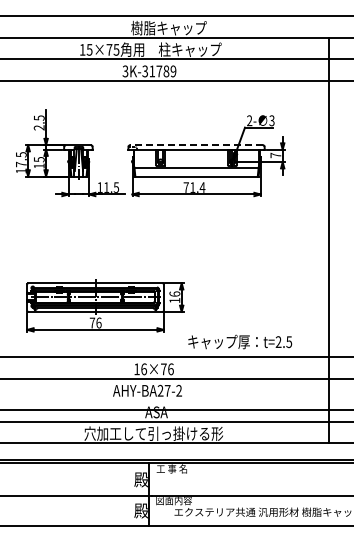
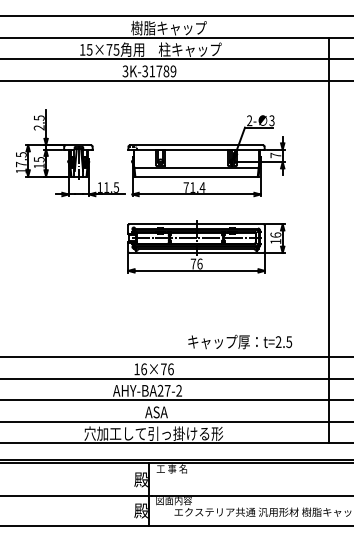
line: dashed -> solid (196, 145)
part position: (105, 305) -> (206, 246) (206, 246)
line position: (176, 410) -> (176, 400) (176, 400)
